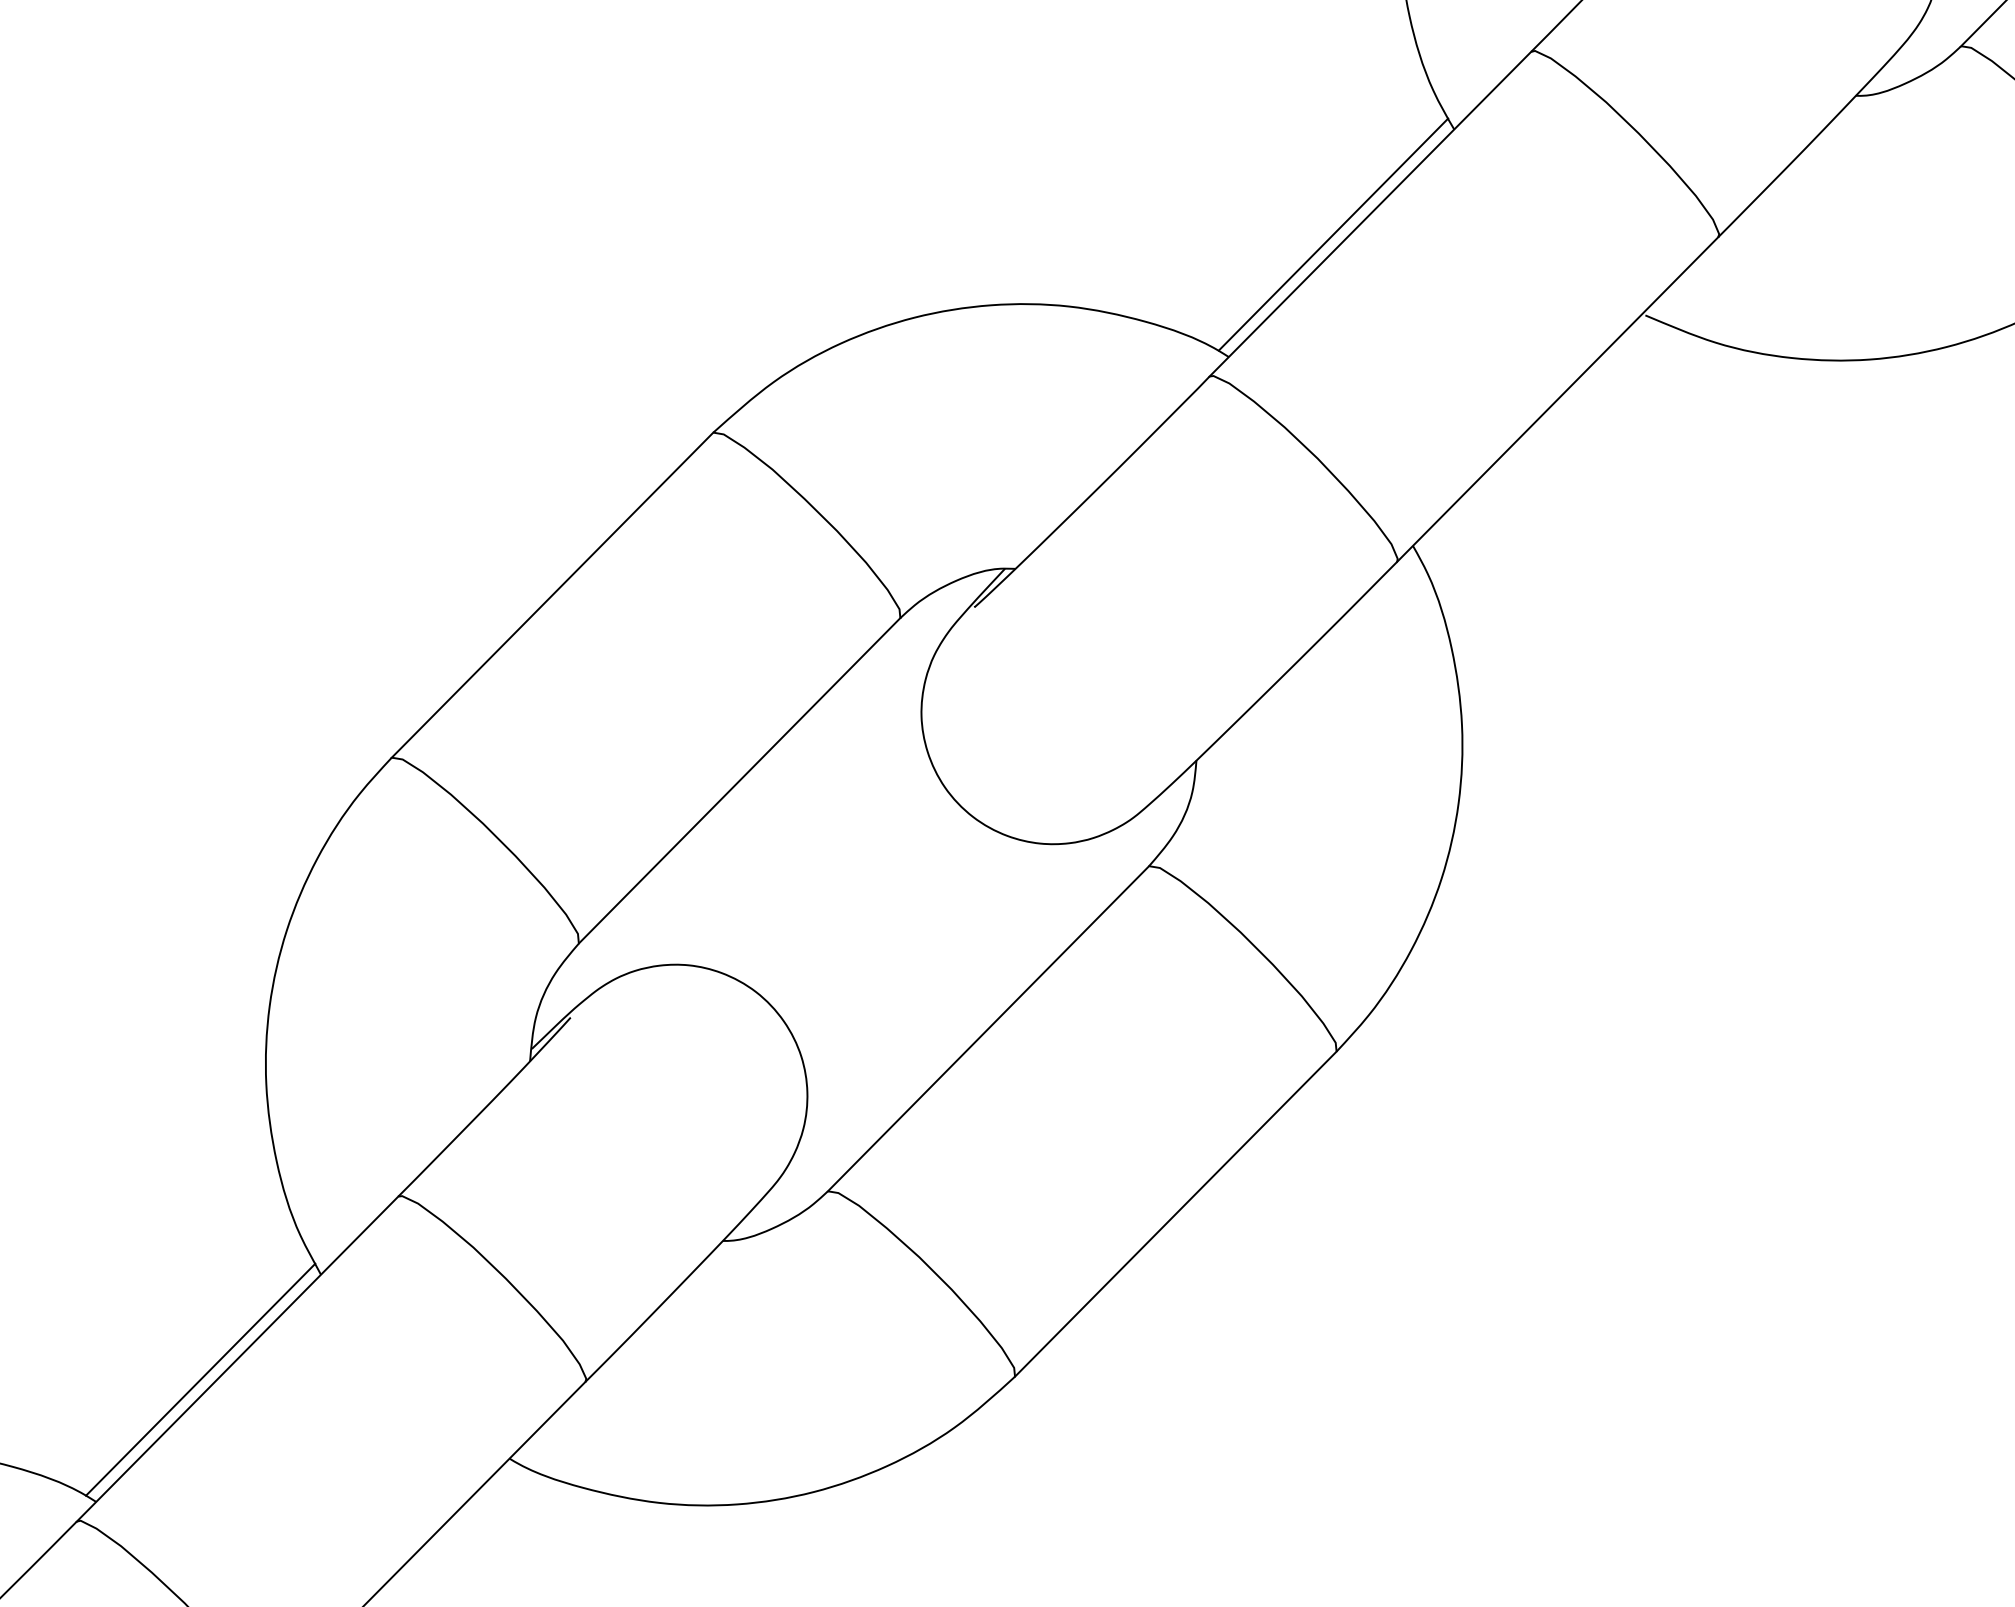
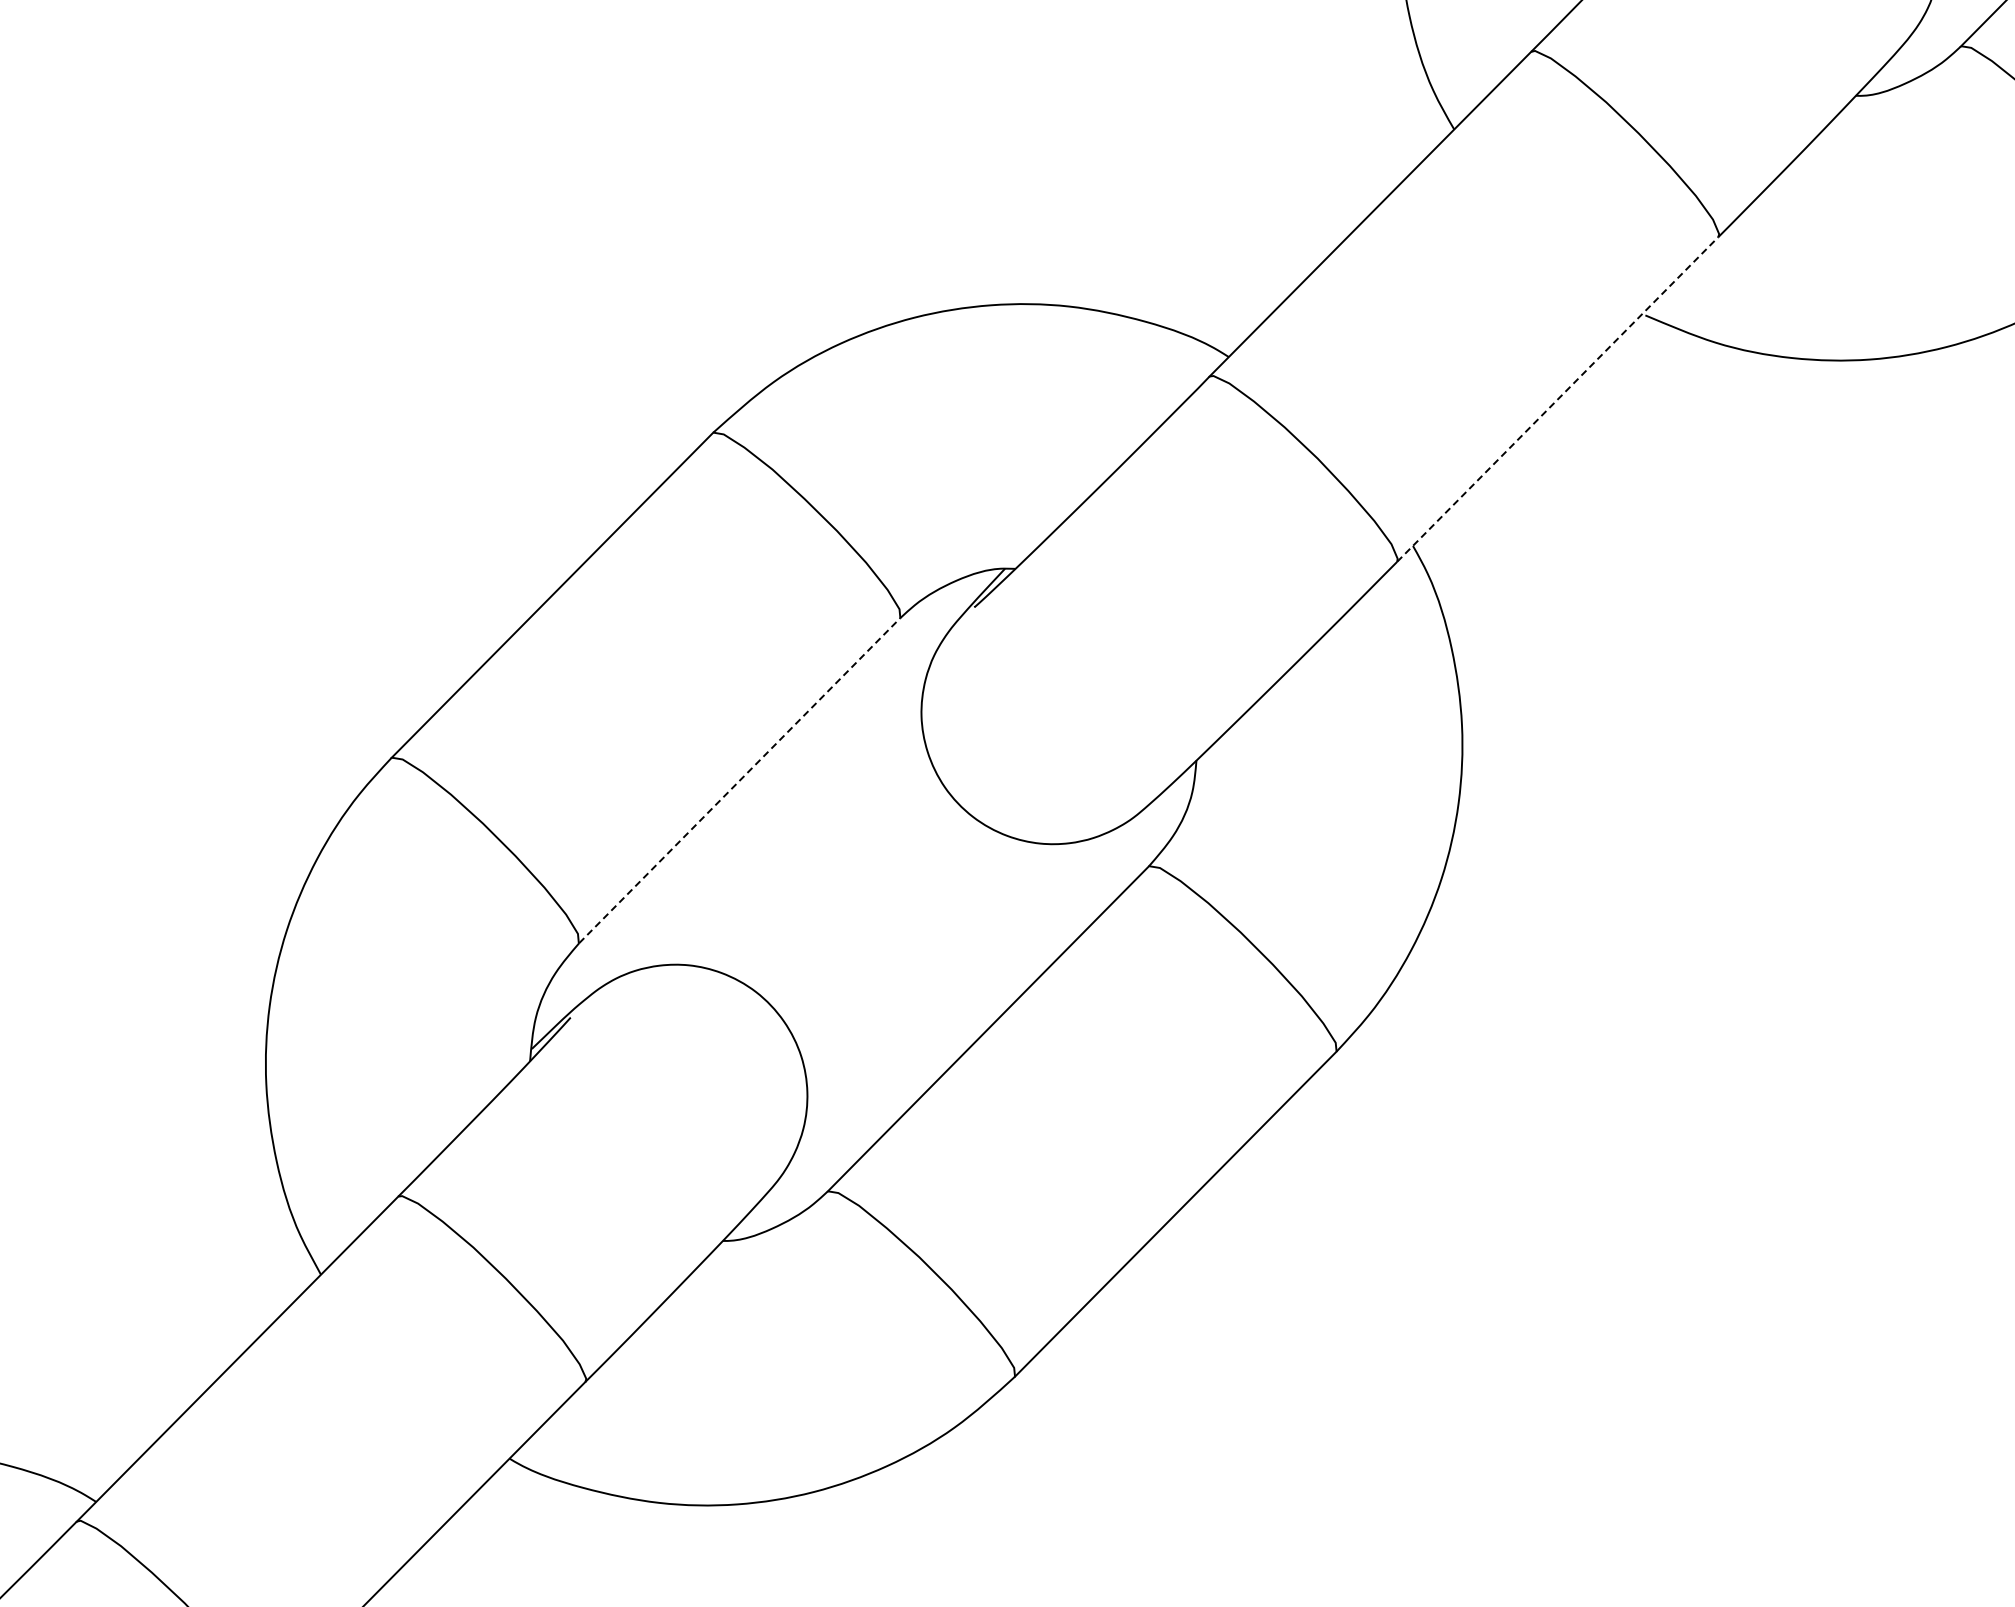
line: present -> none (1333, 234)
line: solid -> dashed (1558, 399)
line: solid -> dashed (740, 780)
line: present -> none (200, 1379)
